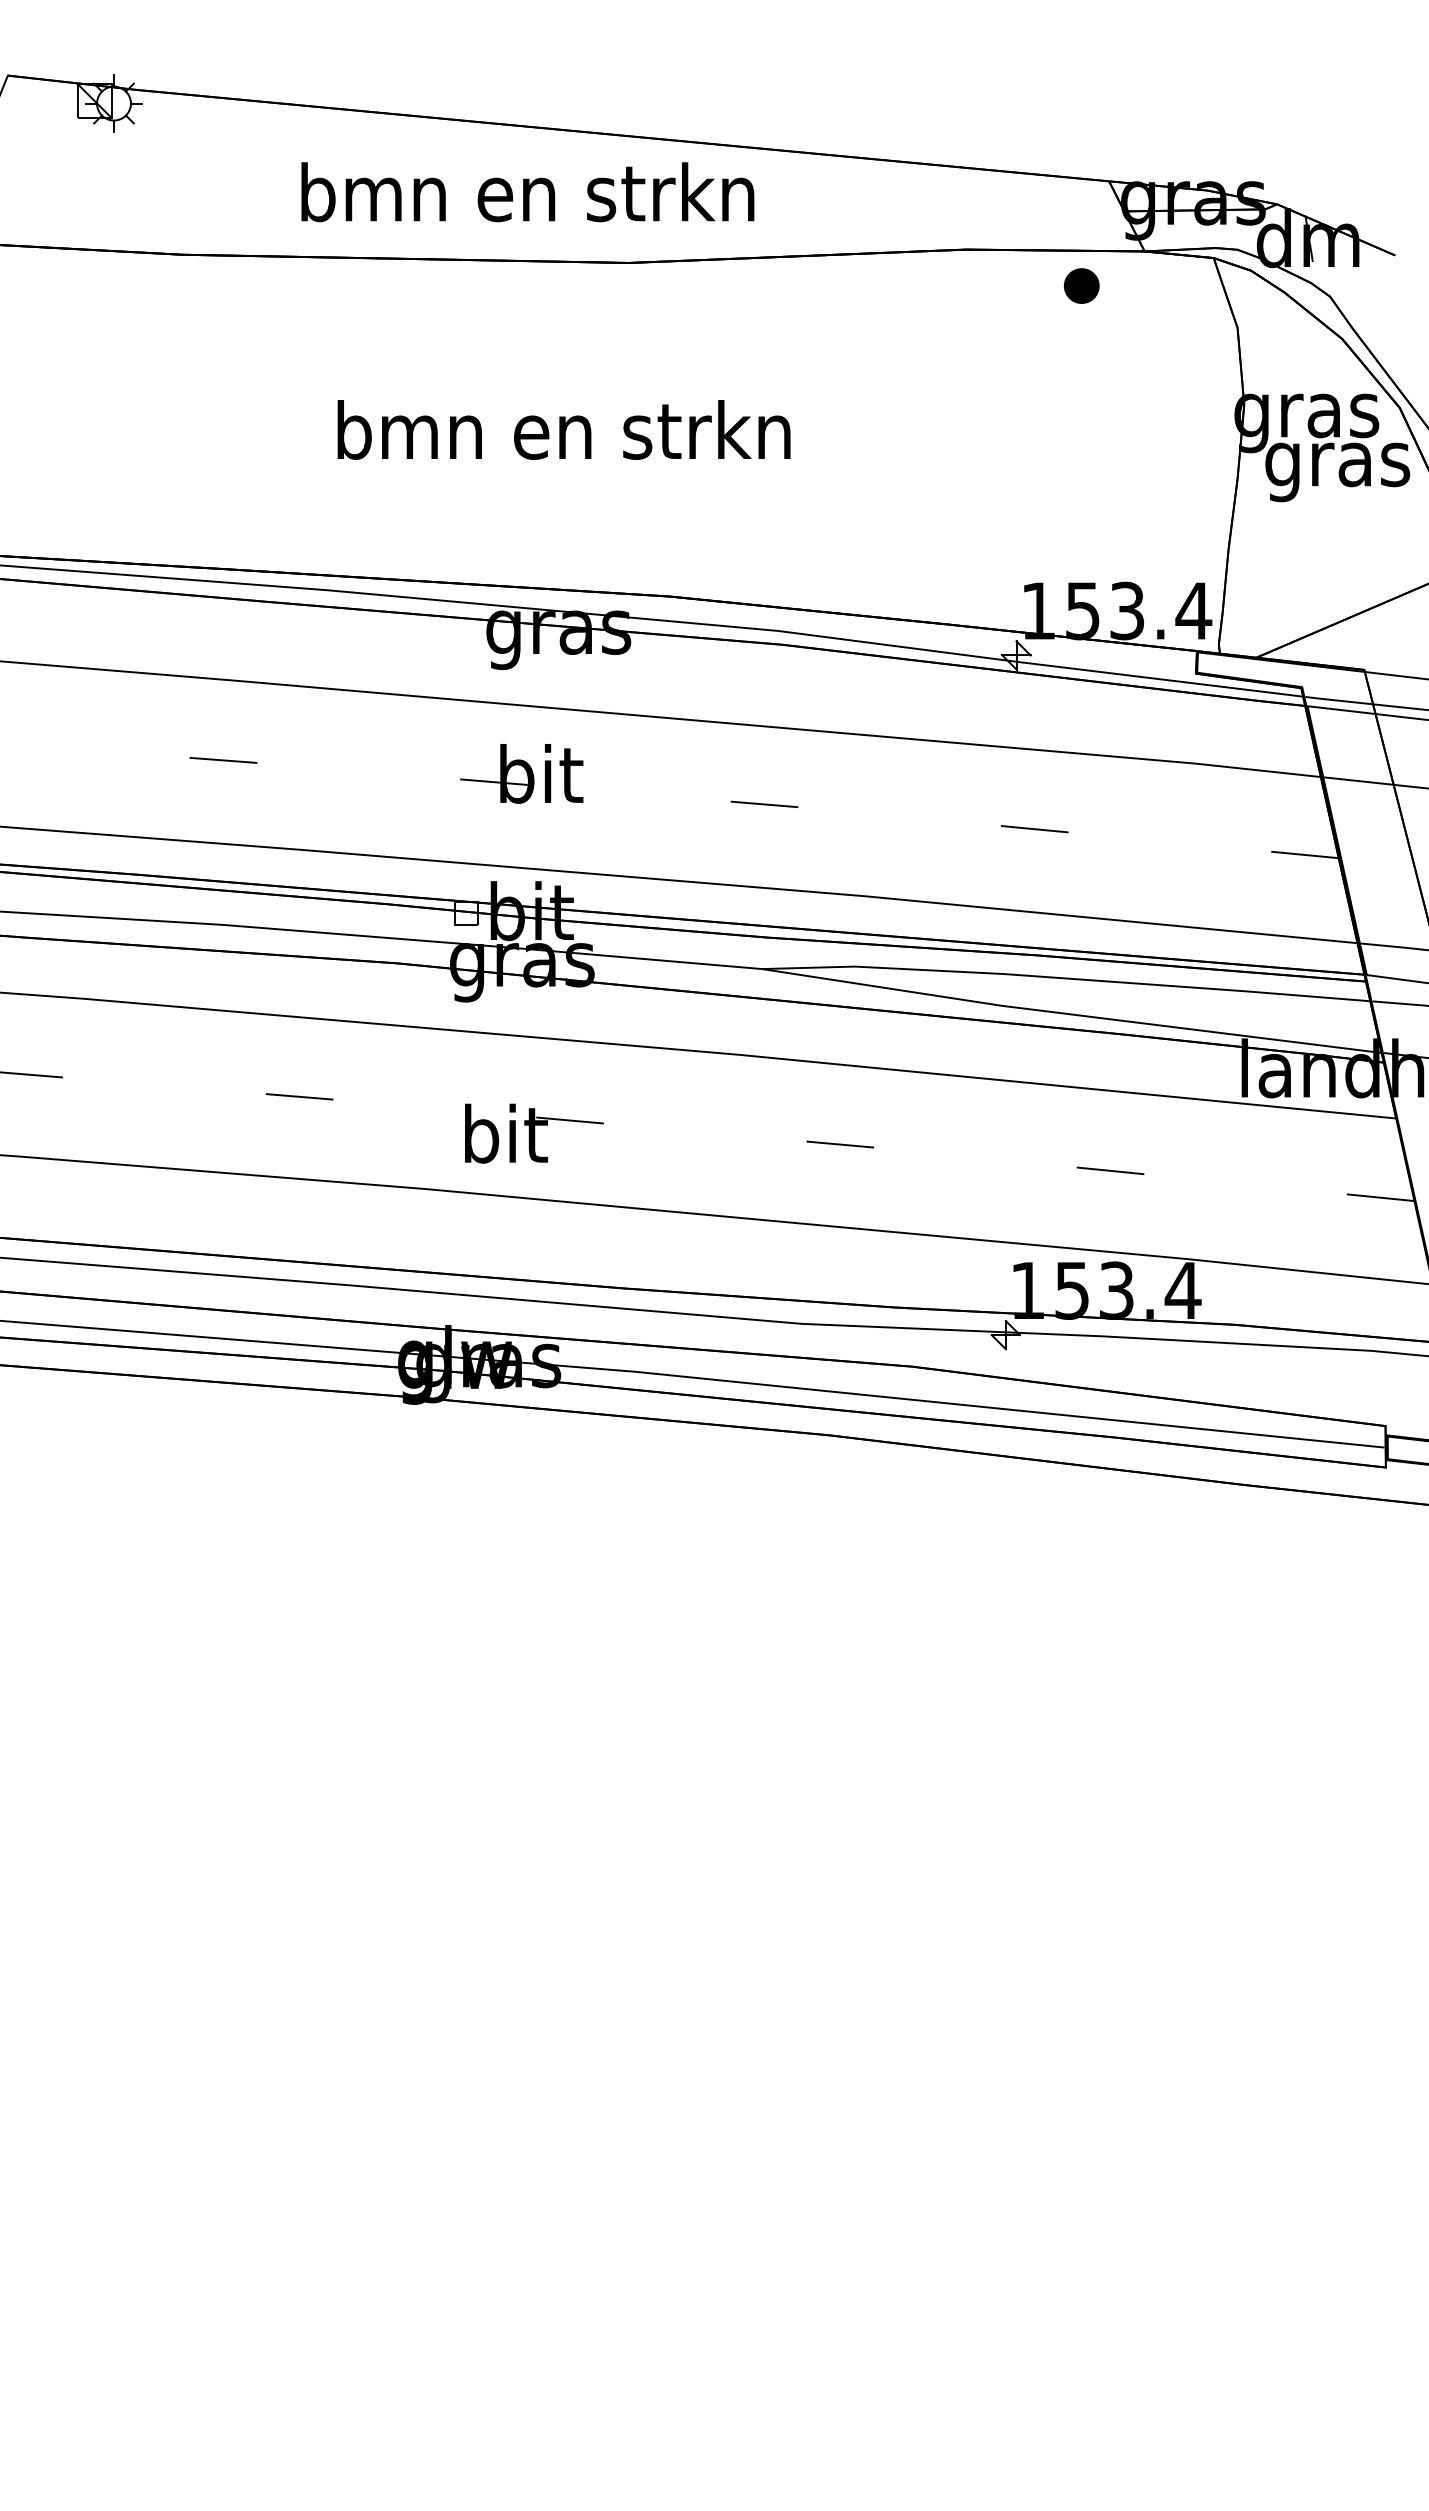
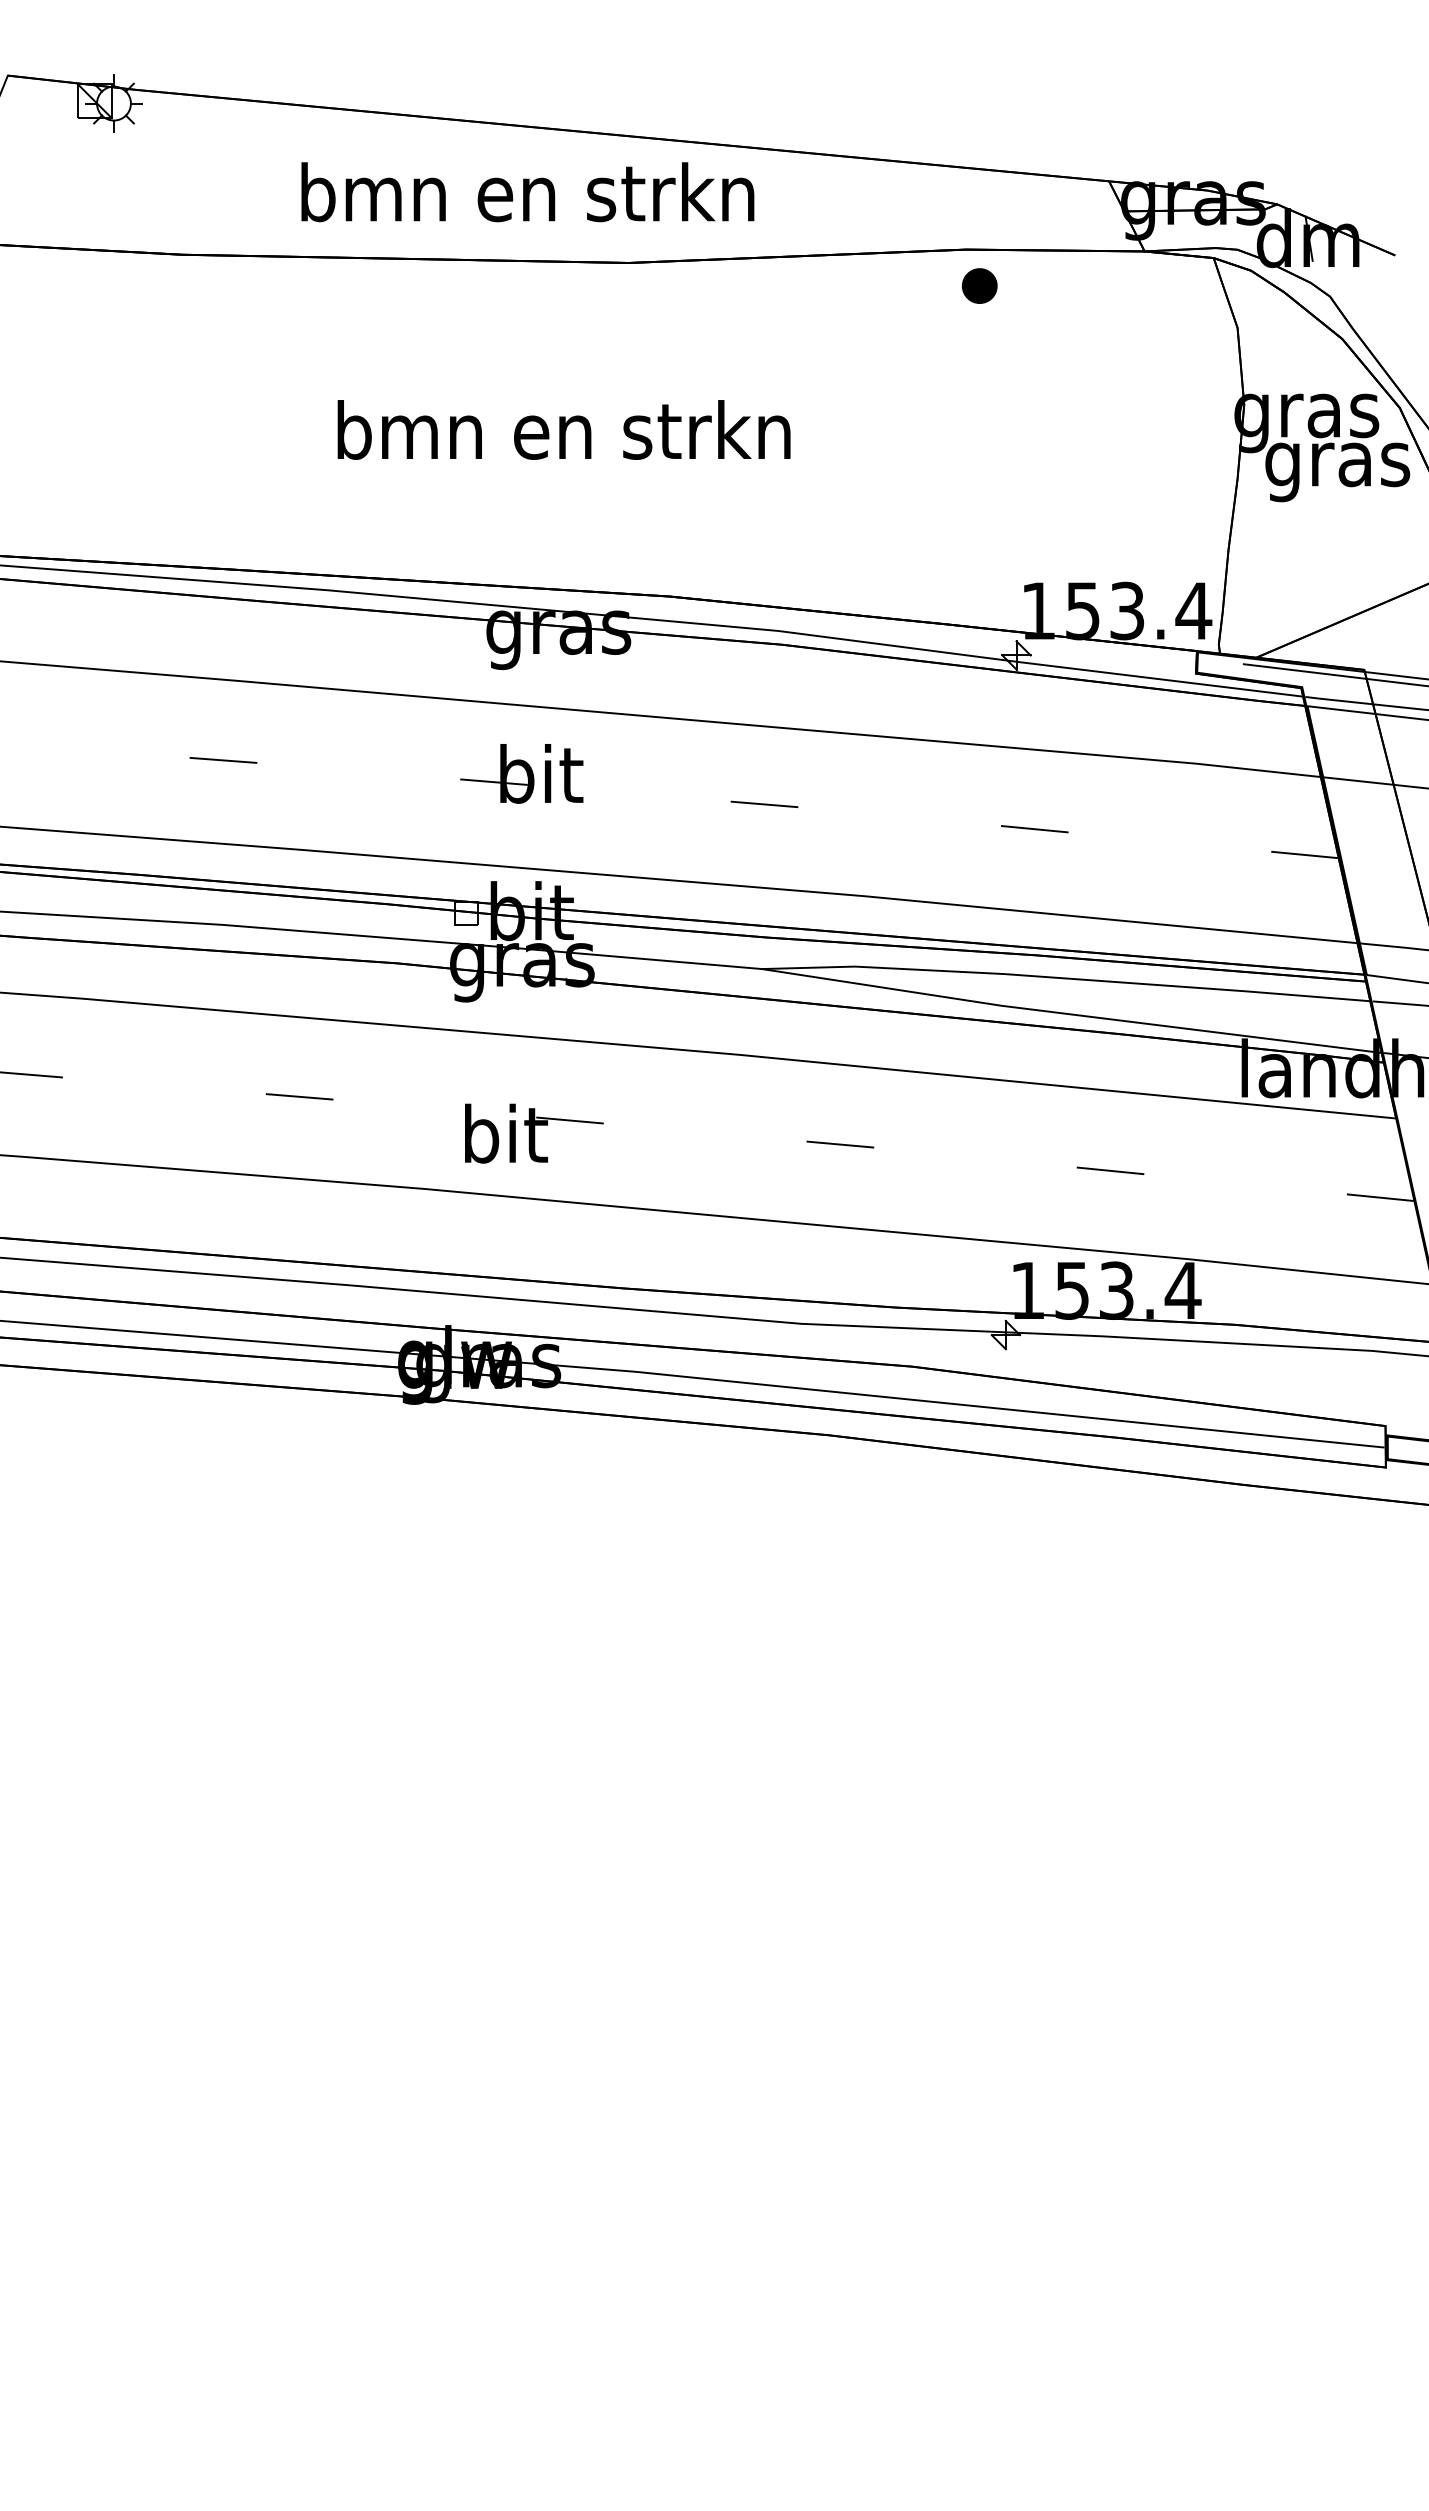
part position: (1081, 285) -> (979, 285) (979, 285)
line: none -> present (1334, 674)
